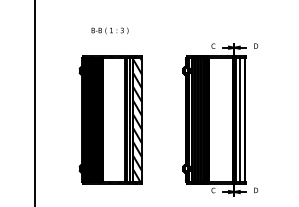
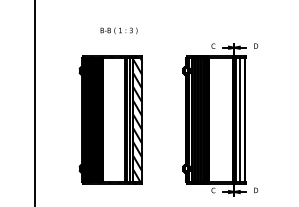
text position: (109, 30) -> (118, 30) (118, 30)
